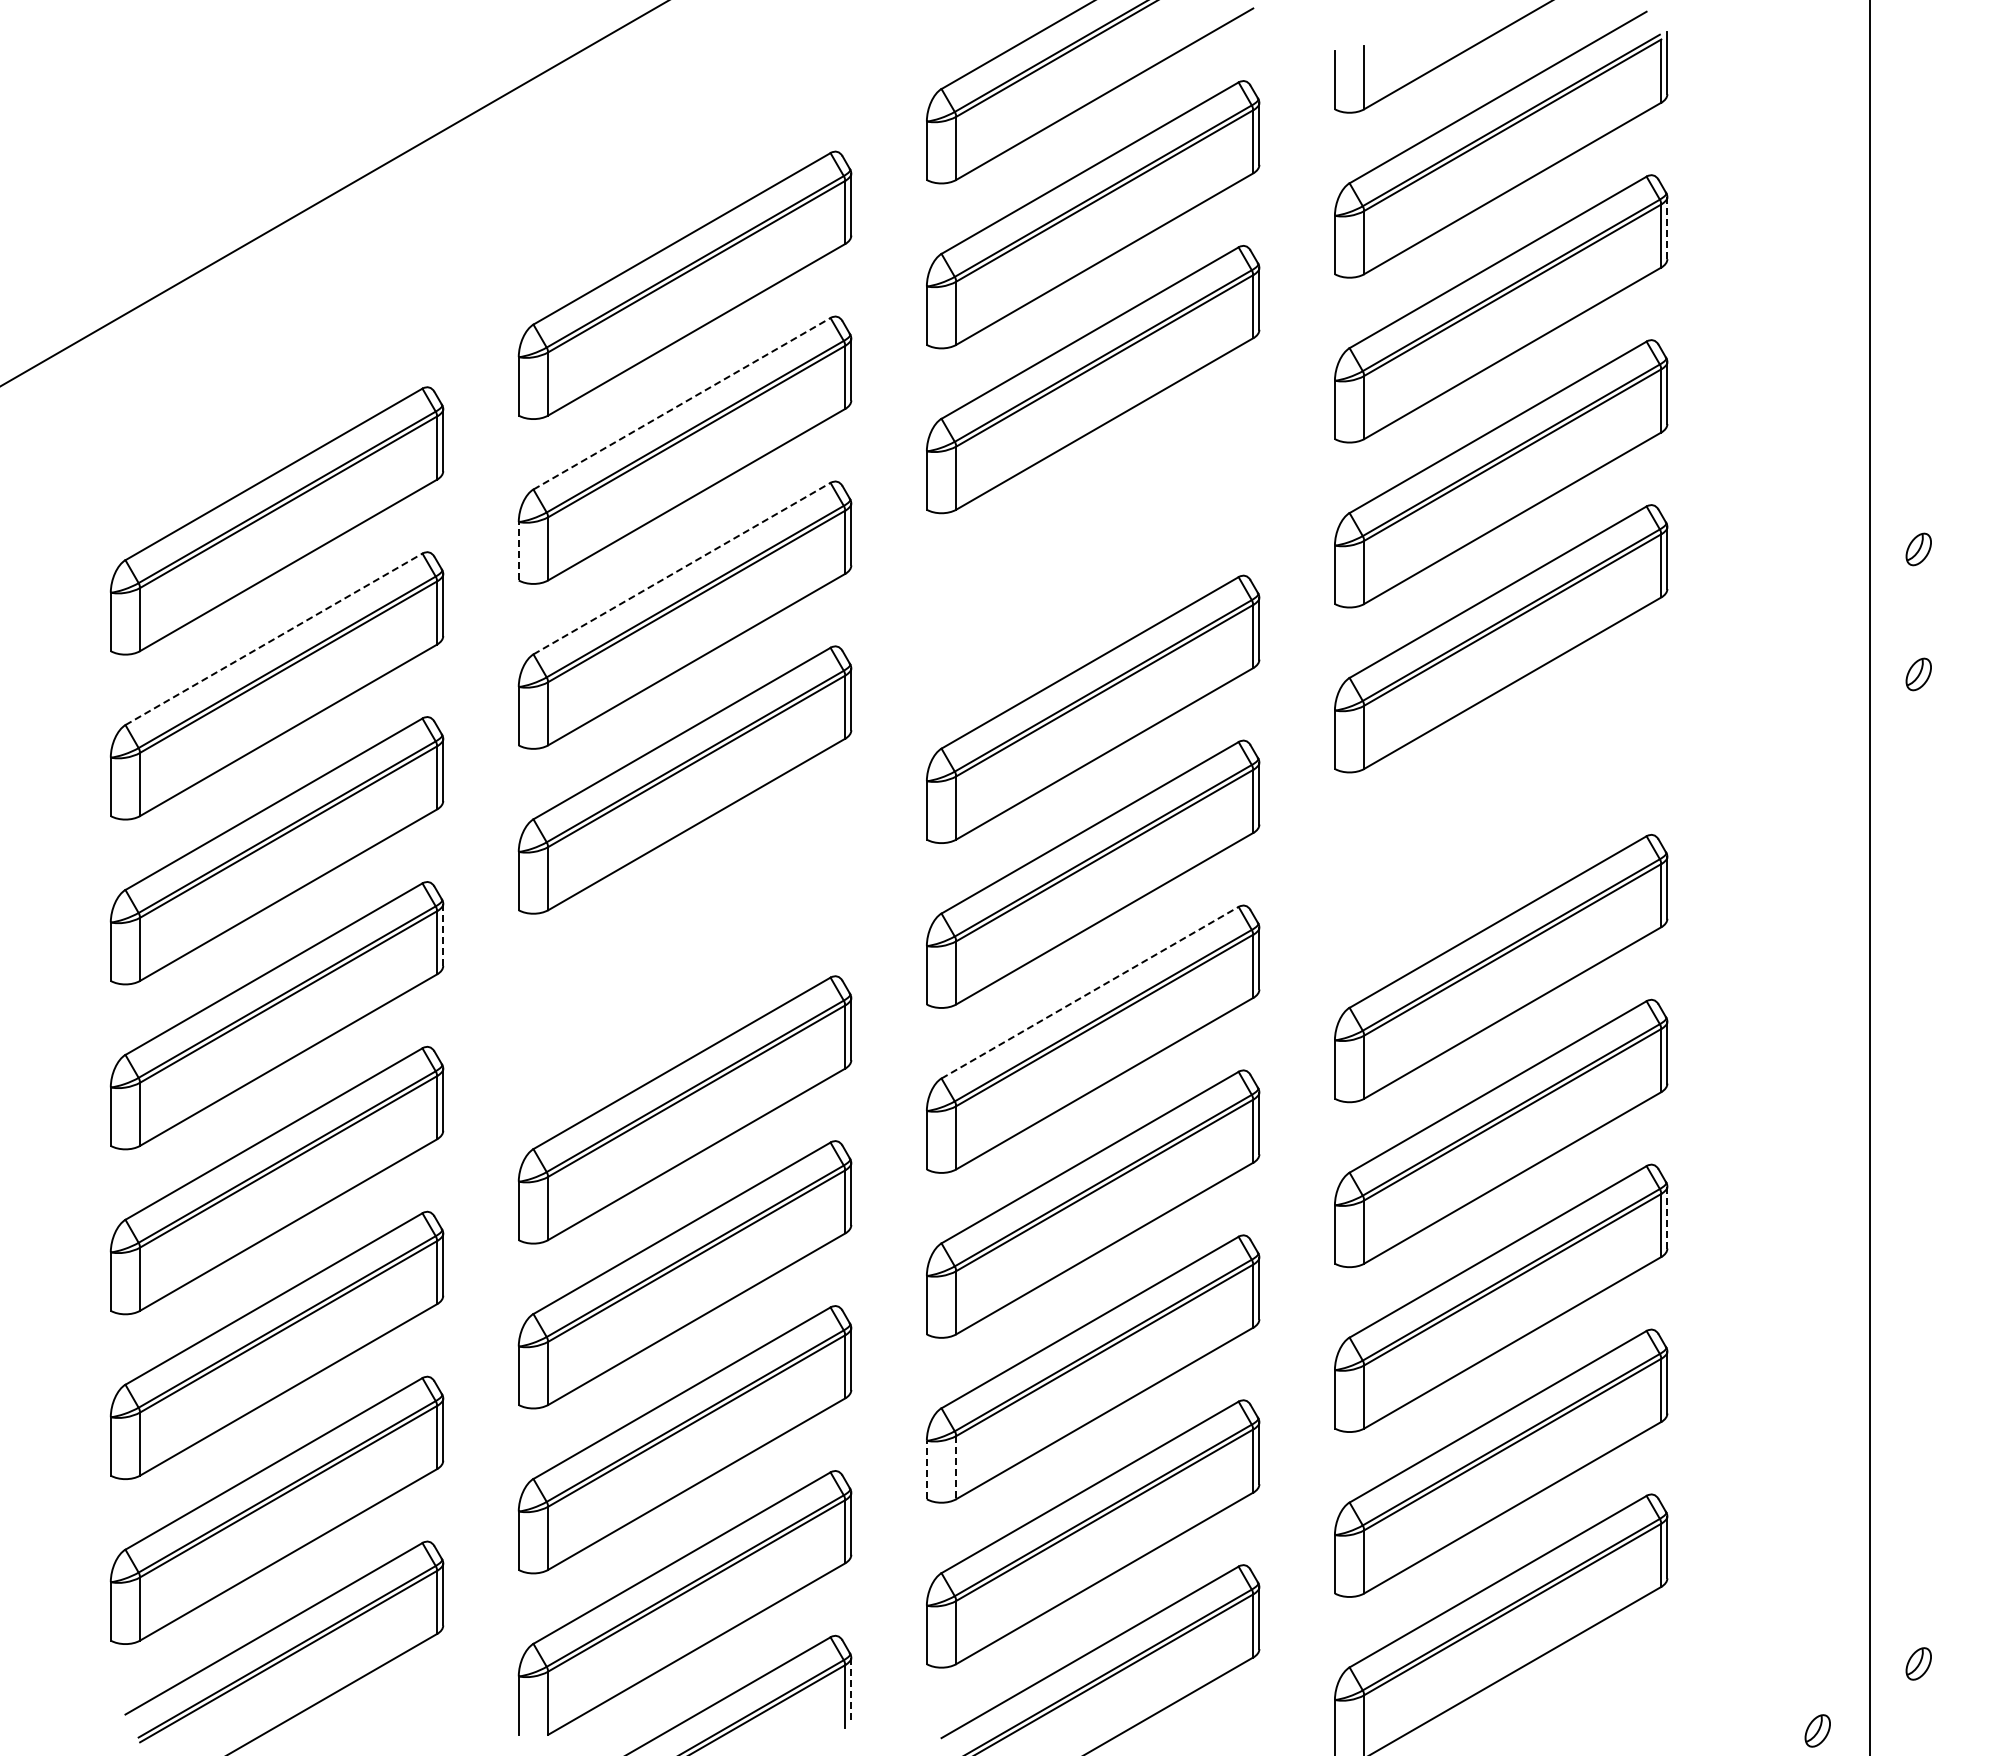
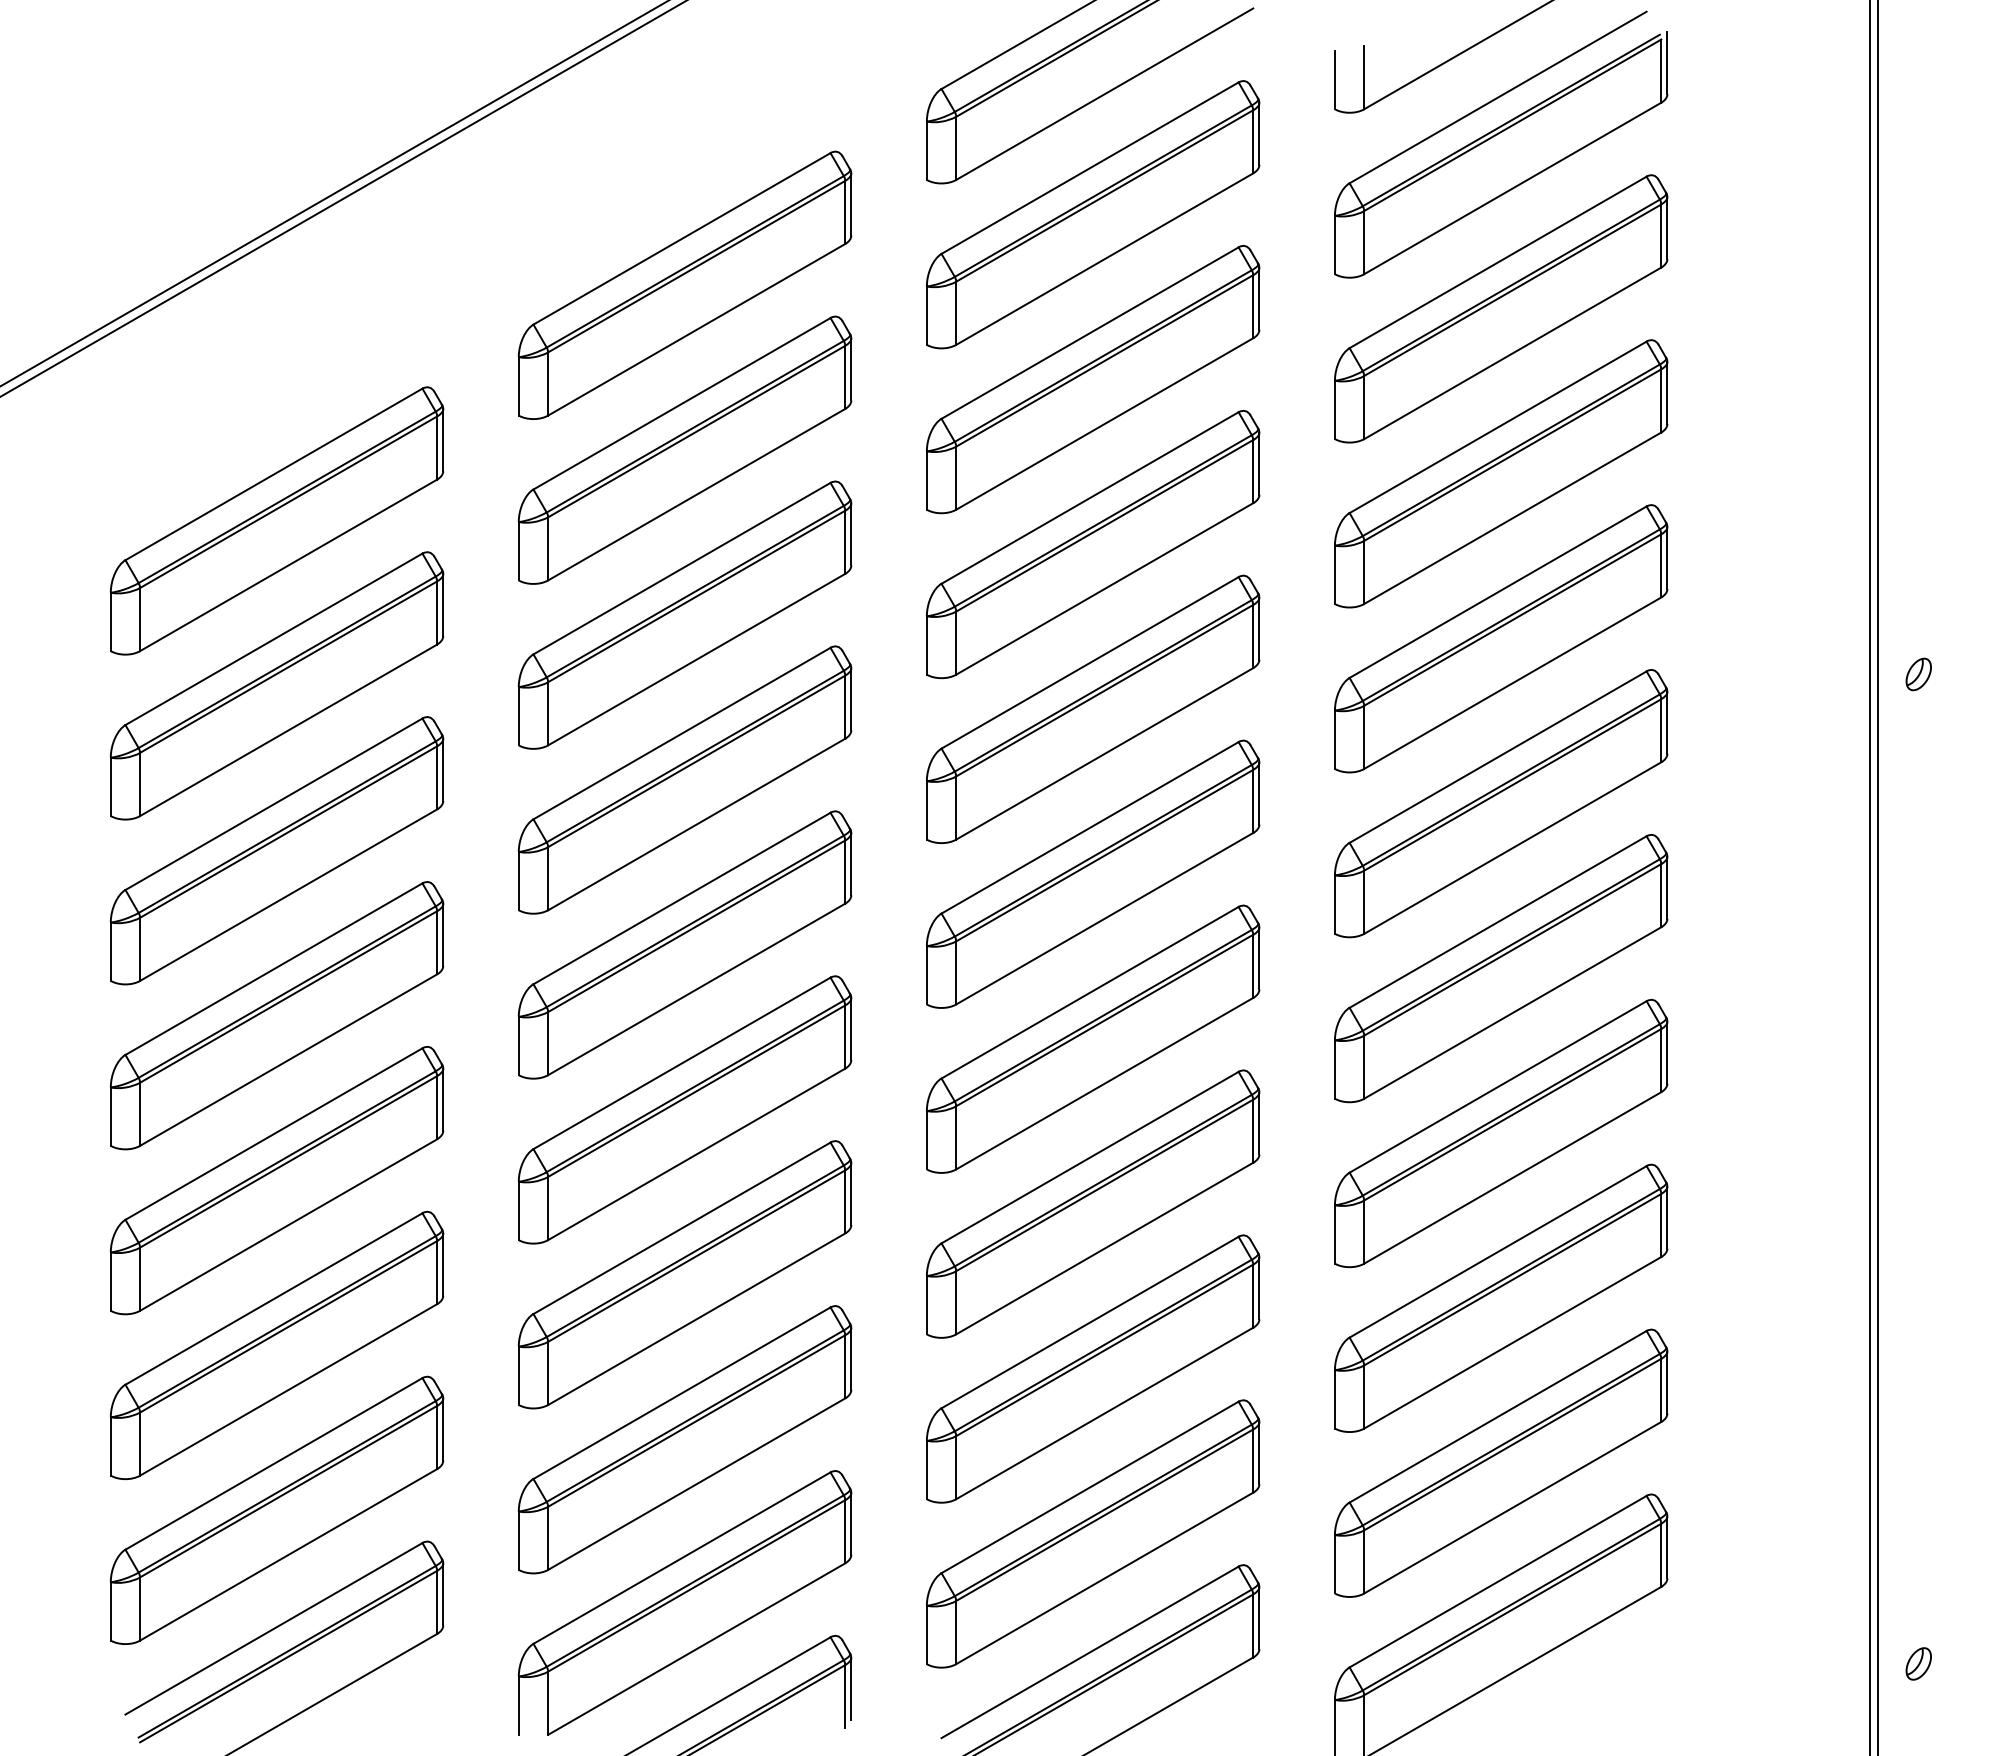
line: none -> present (343, 198)
line: dashed -> solid (1667, 228)
line: dashed -> solid (682, 403)
part: none -> present (1093, 544)
part: present -> none (1918, 549)
line: dashed -> solid (518, 550)
line: dashed -> solid (682, 568)
line: dashed -> solid (274, 639)
part: none -> present (1501, 803)
line: none -> present (1878, 877)
line: dashed -> solid (443, 934)
part: none -> present (684, 944)
line: dashed -> solid (1090, 992)
line: dashed -> solid (1667, 1217)
line: dashed -> solid (956, 1467)
line: dashed -> solid (926, 1469)
line: dashed -> solid (851, 1688)
part: present -> none (1817, 1730)
